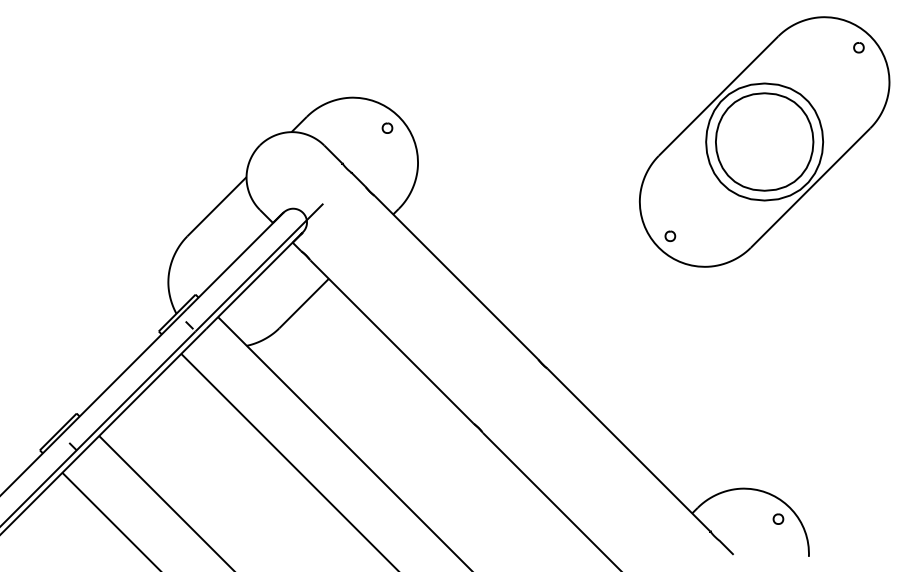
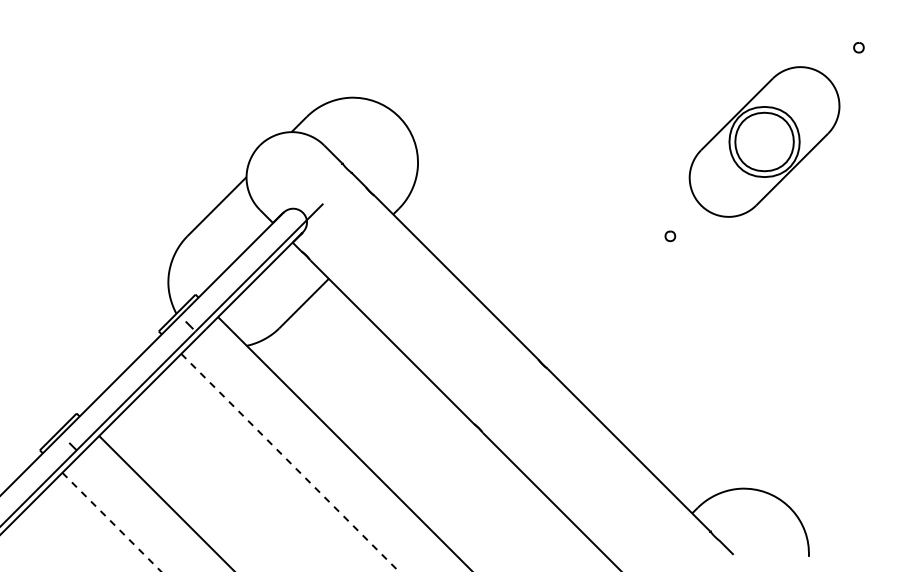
part: present -> none (387, 127)
part size: 253x252 px -> 153x152 px (764, 141)
line: solid -> dashed (290, 462)
part: present -> none (778, 518)
line: solid -> dashed (111, 522)
